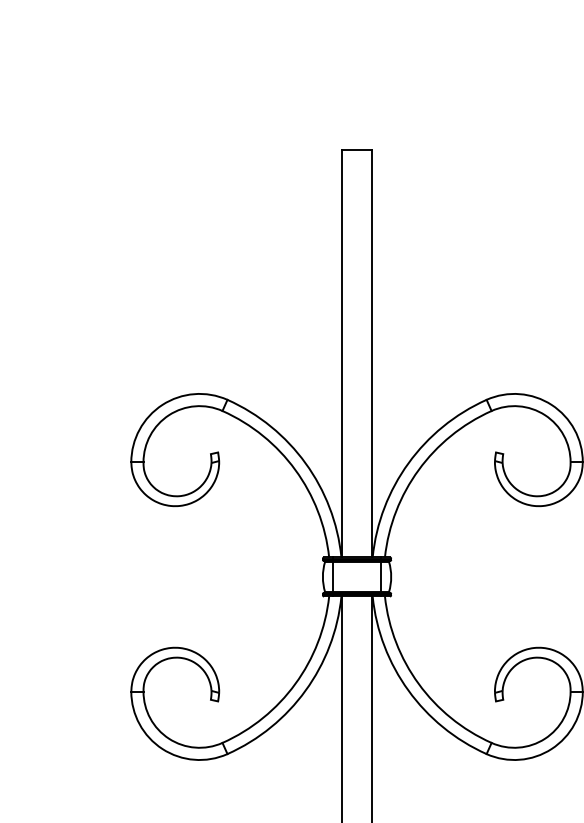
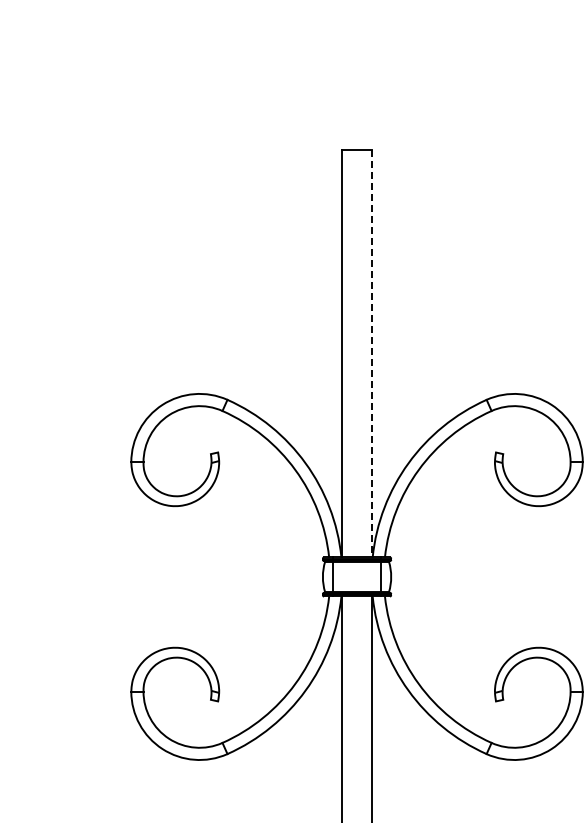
line: solid -> dashed (371, 353)
